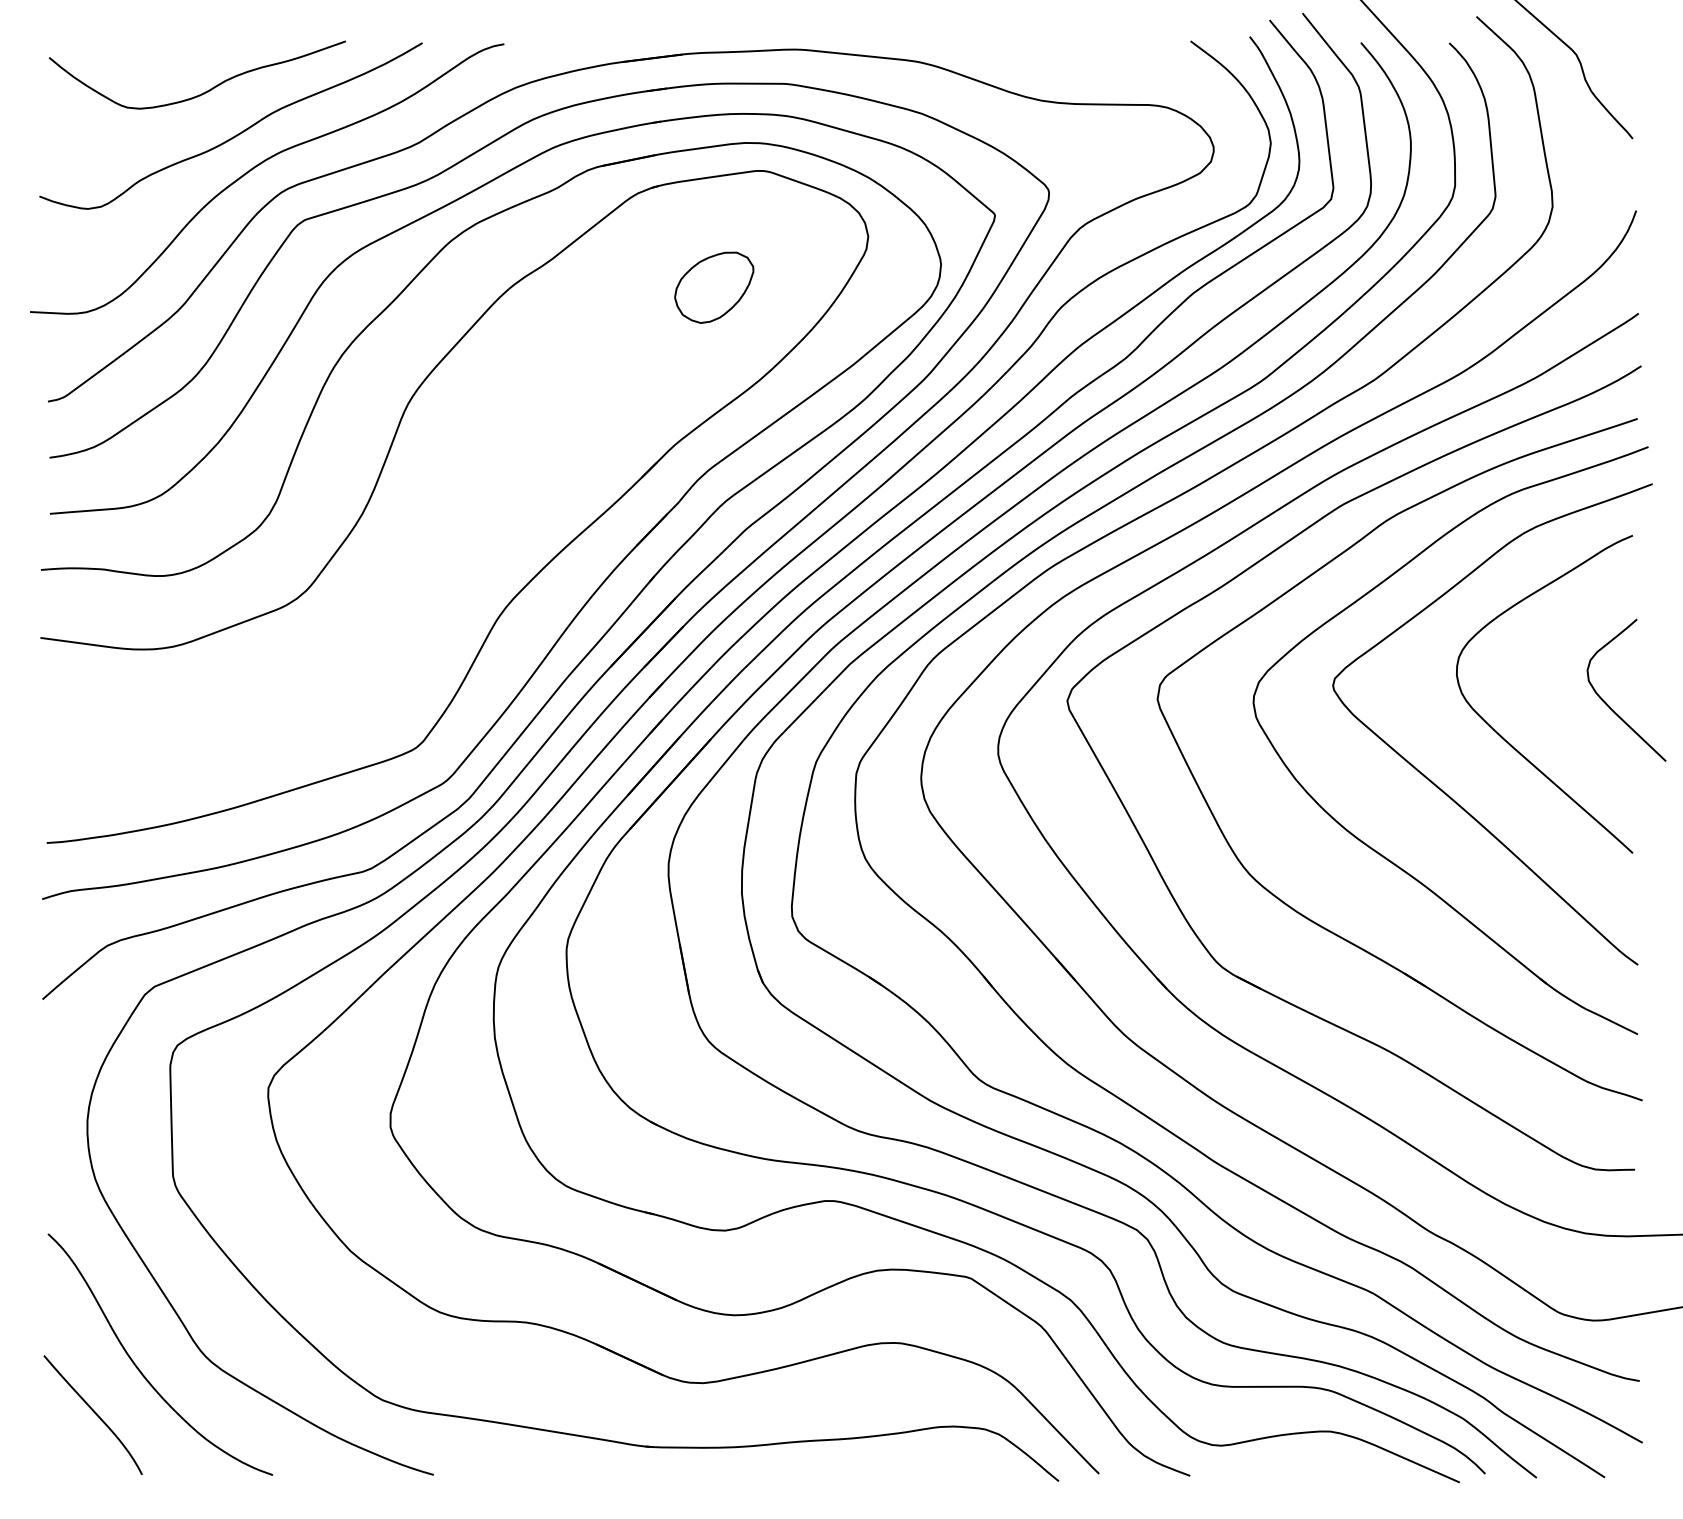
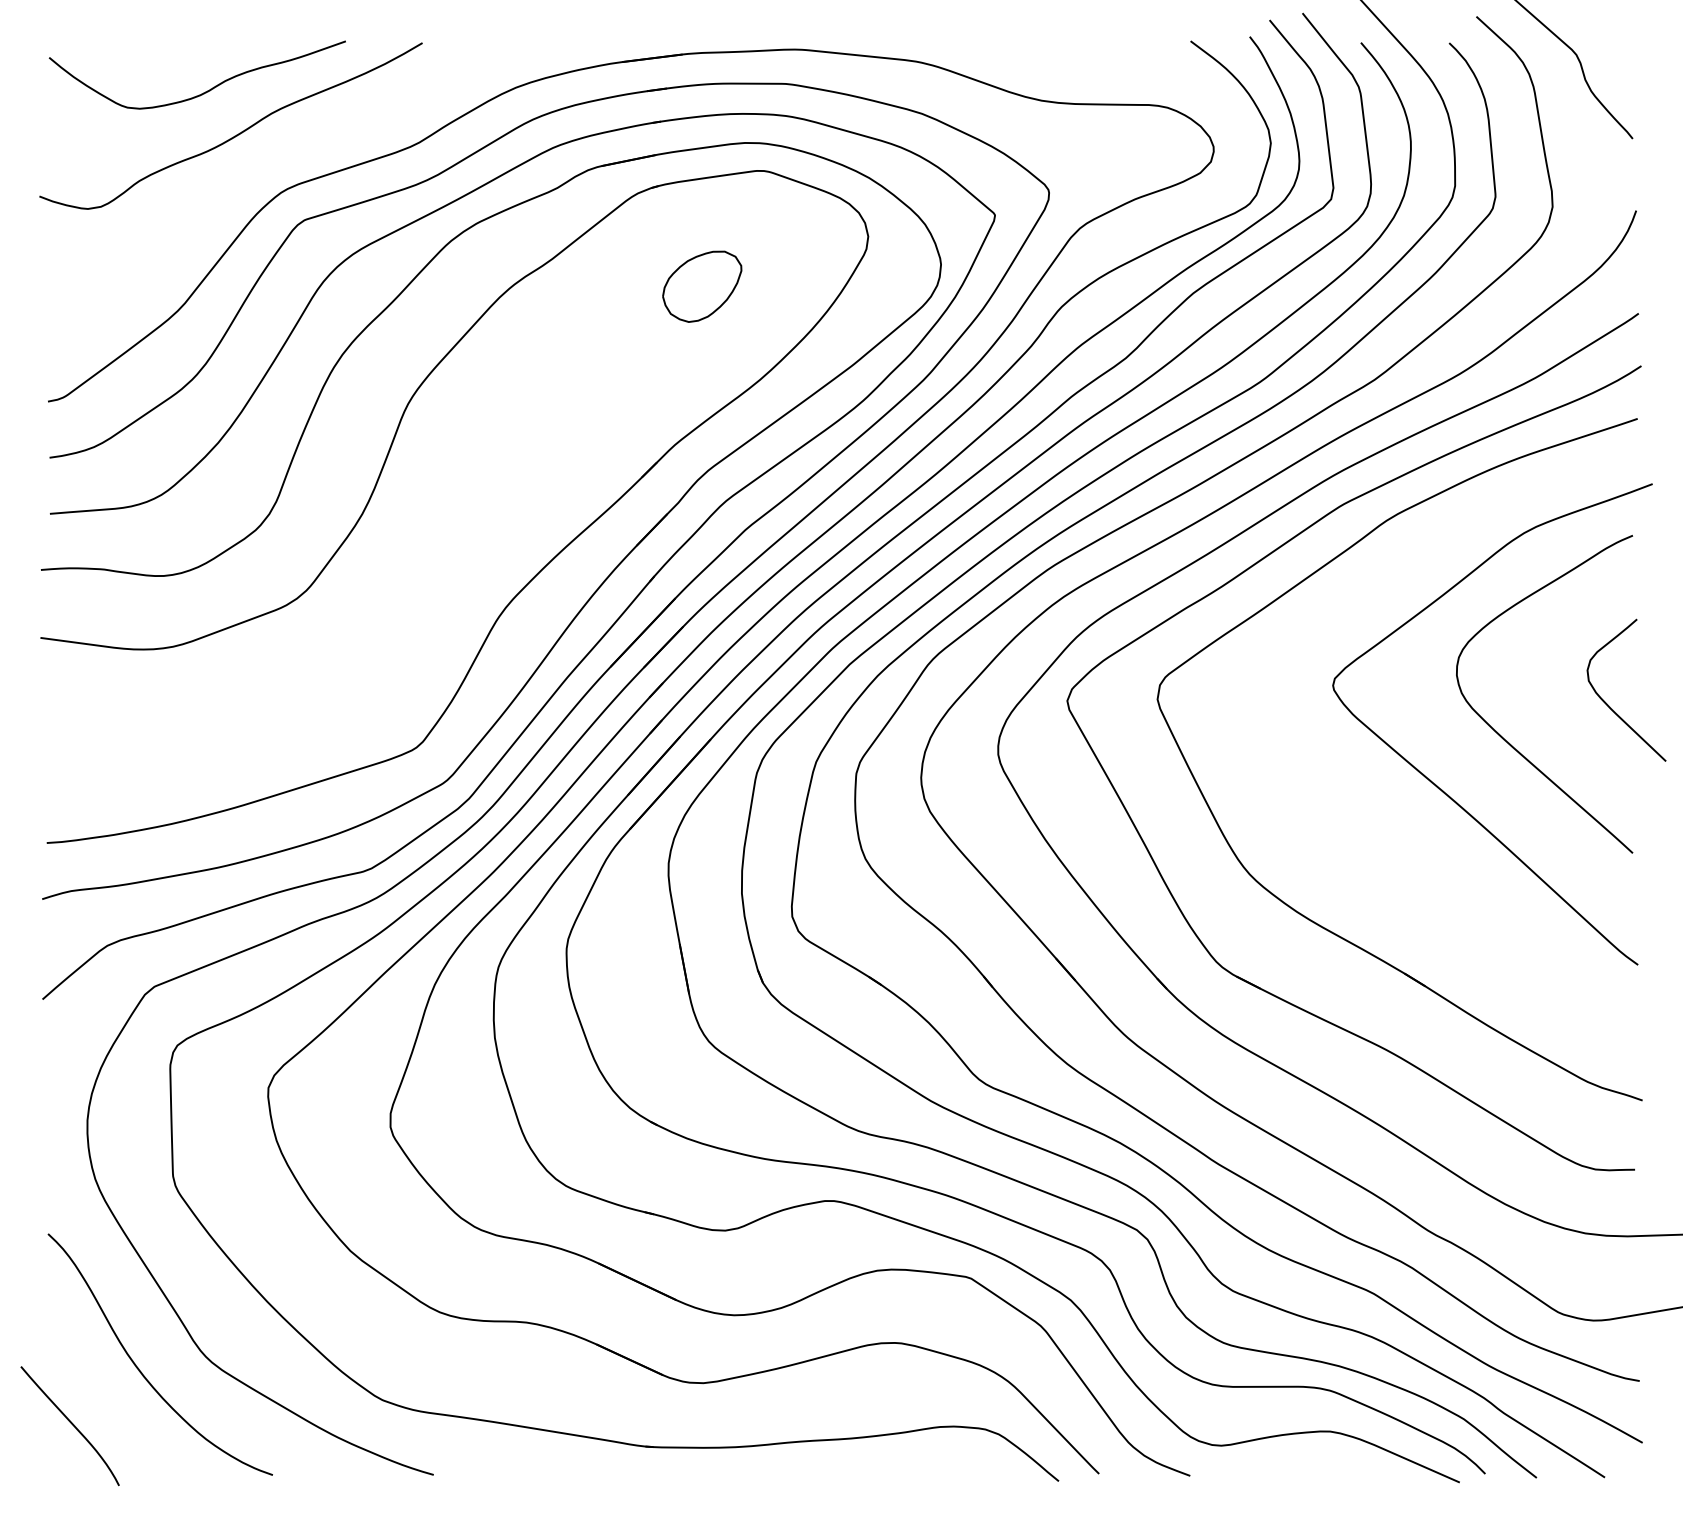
curve: present -> none (261, 164)
part position: (714, 287) -> (702, 286) (702, 286)
part: present -> none (1376, 850)
curve position: (94, 1413) -> (71, 1424) (71, 1424)
